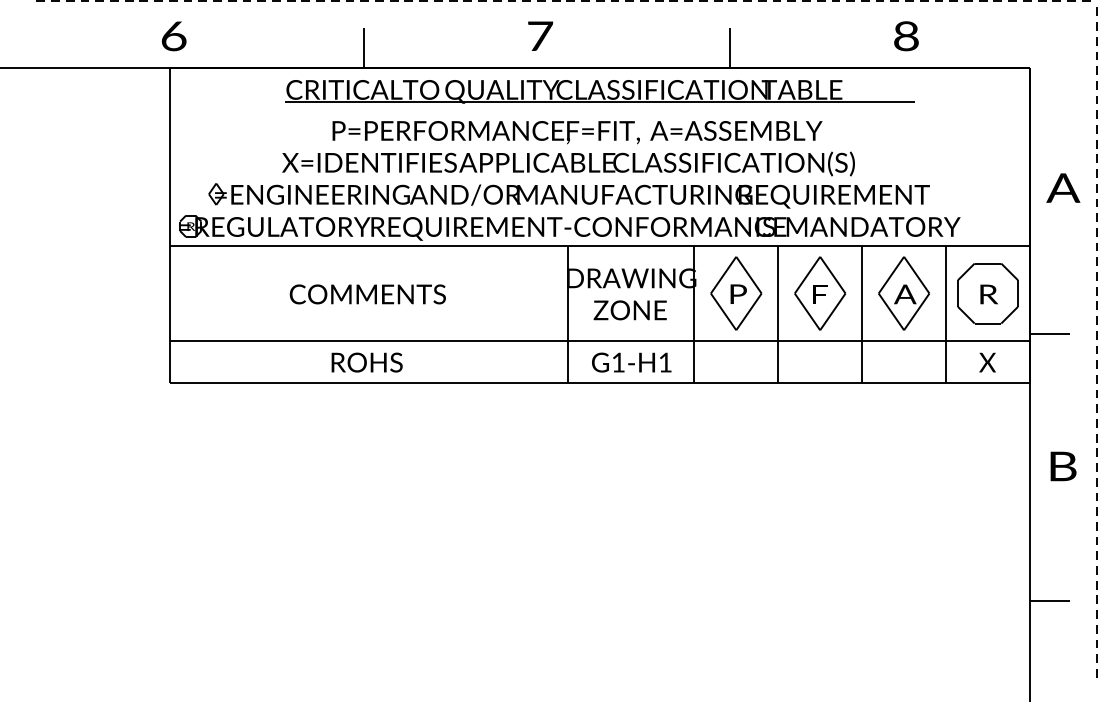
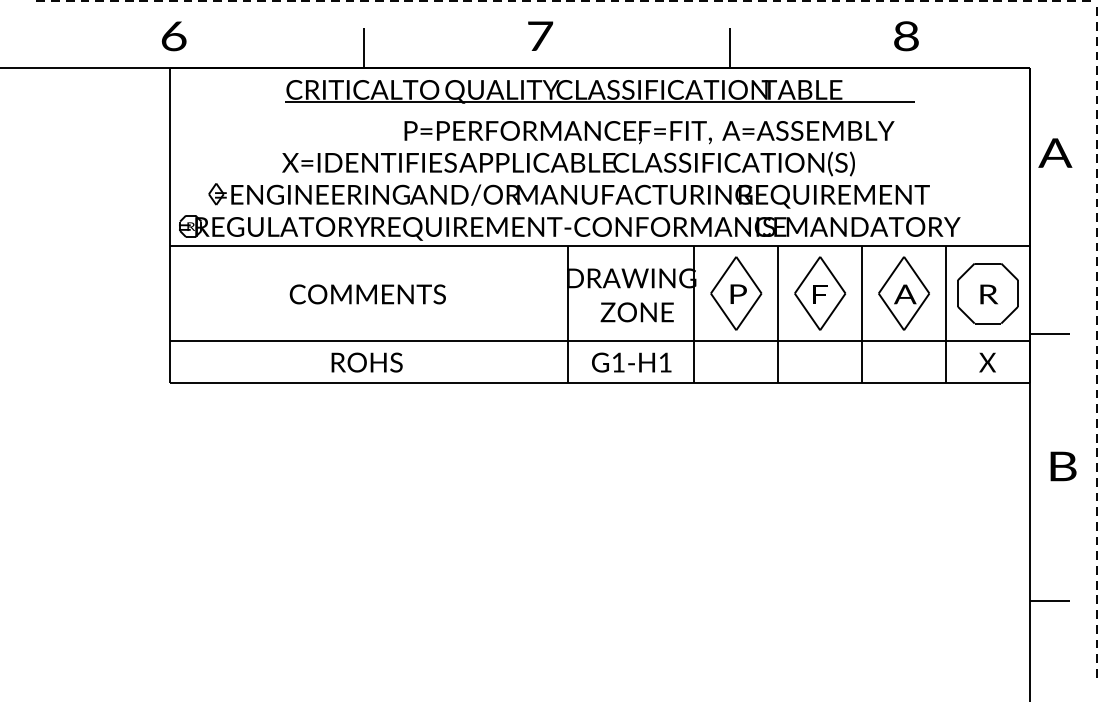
text position: (577, 132) -> (649, 132) (649, 132)
text position: (1063, 187) -> (1055, 152) (1055, 152)
text position: (629, 310) -> (636, 312) (636, 312)
